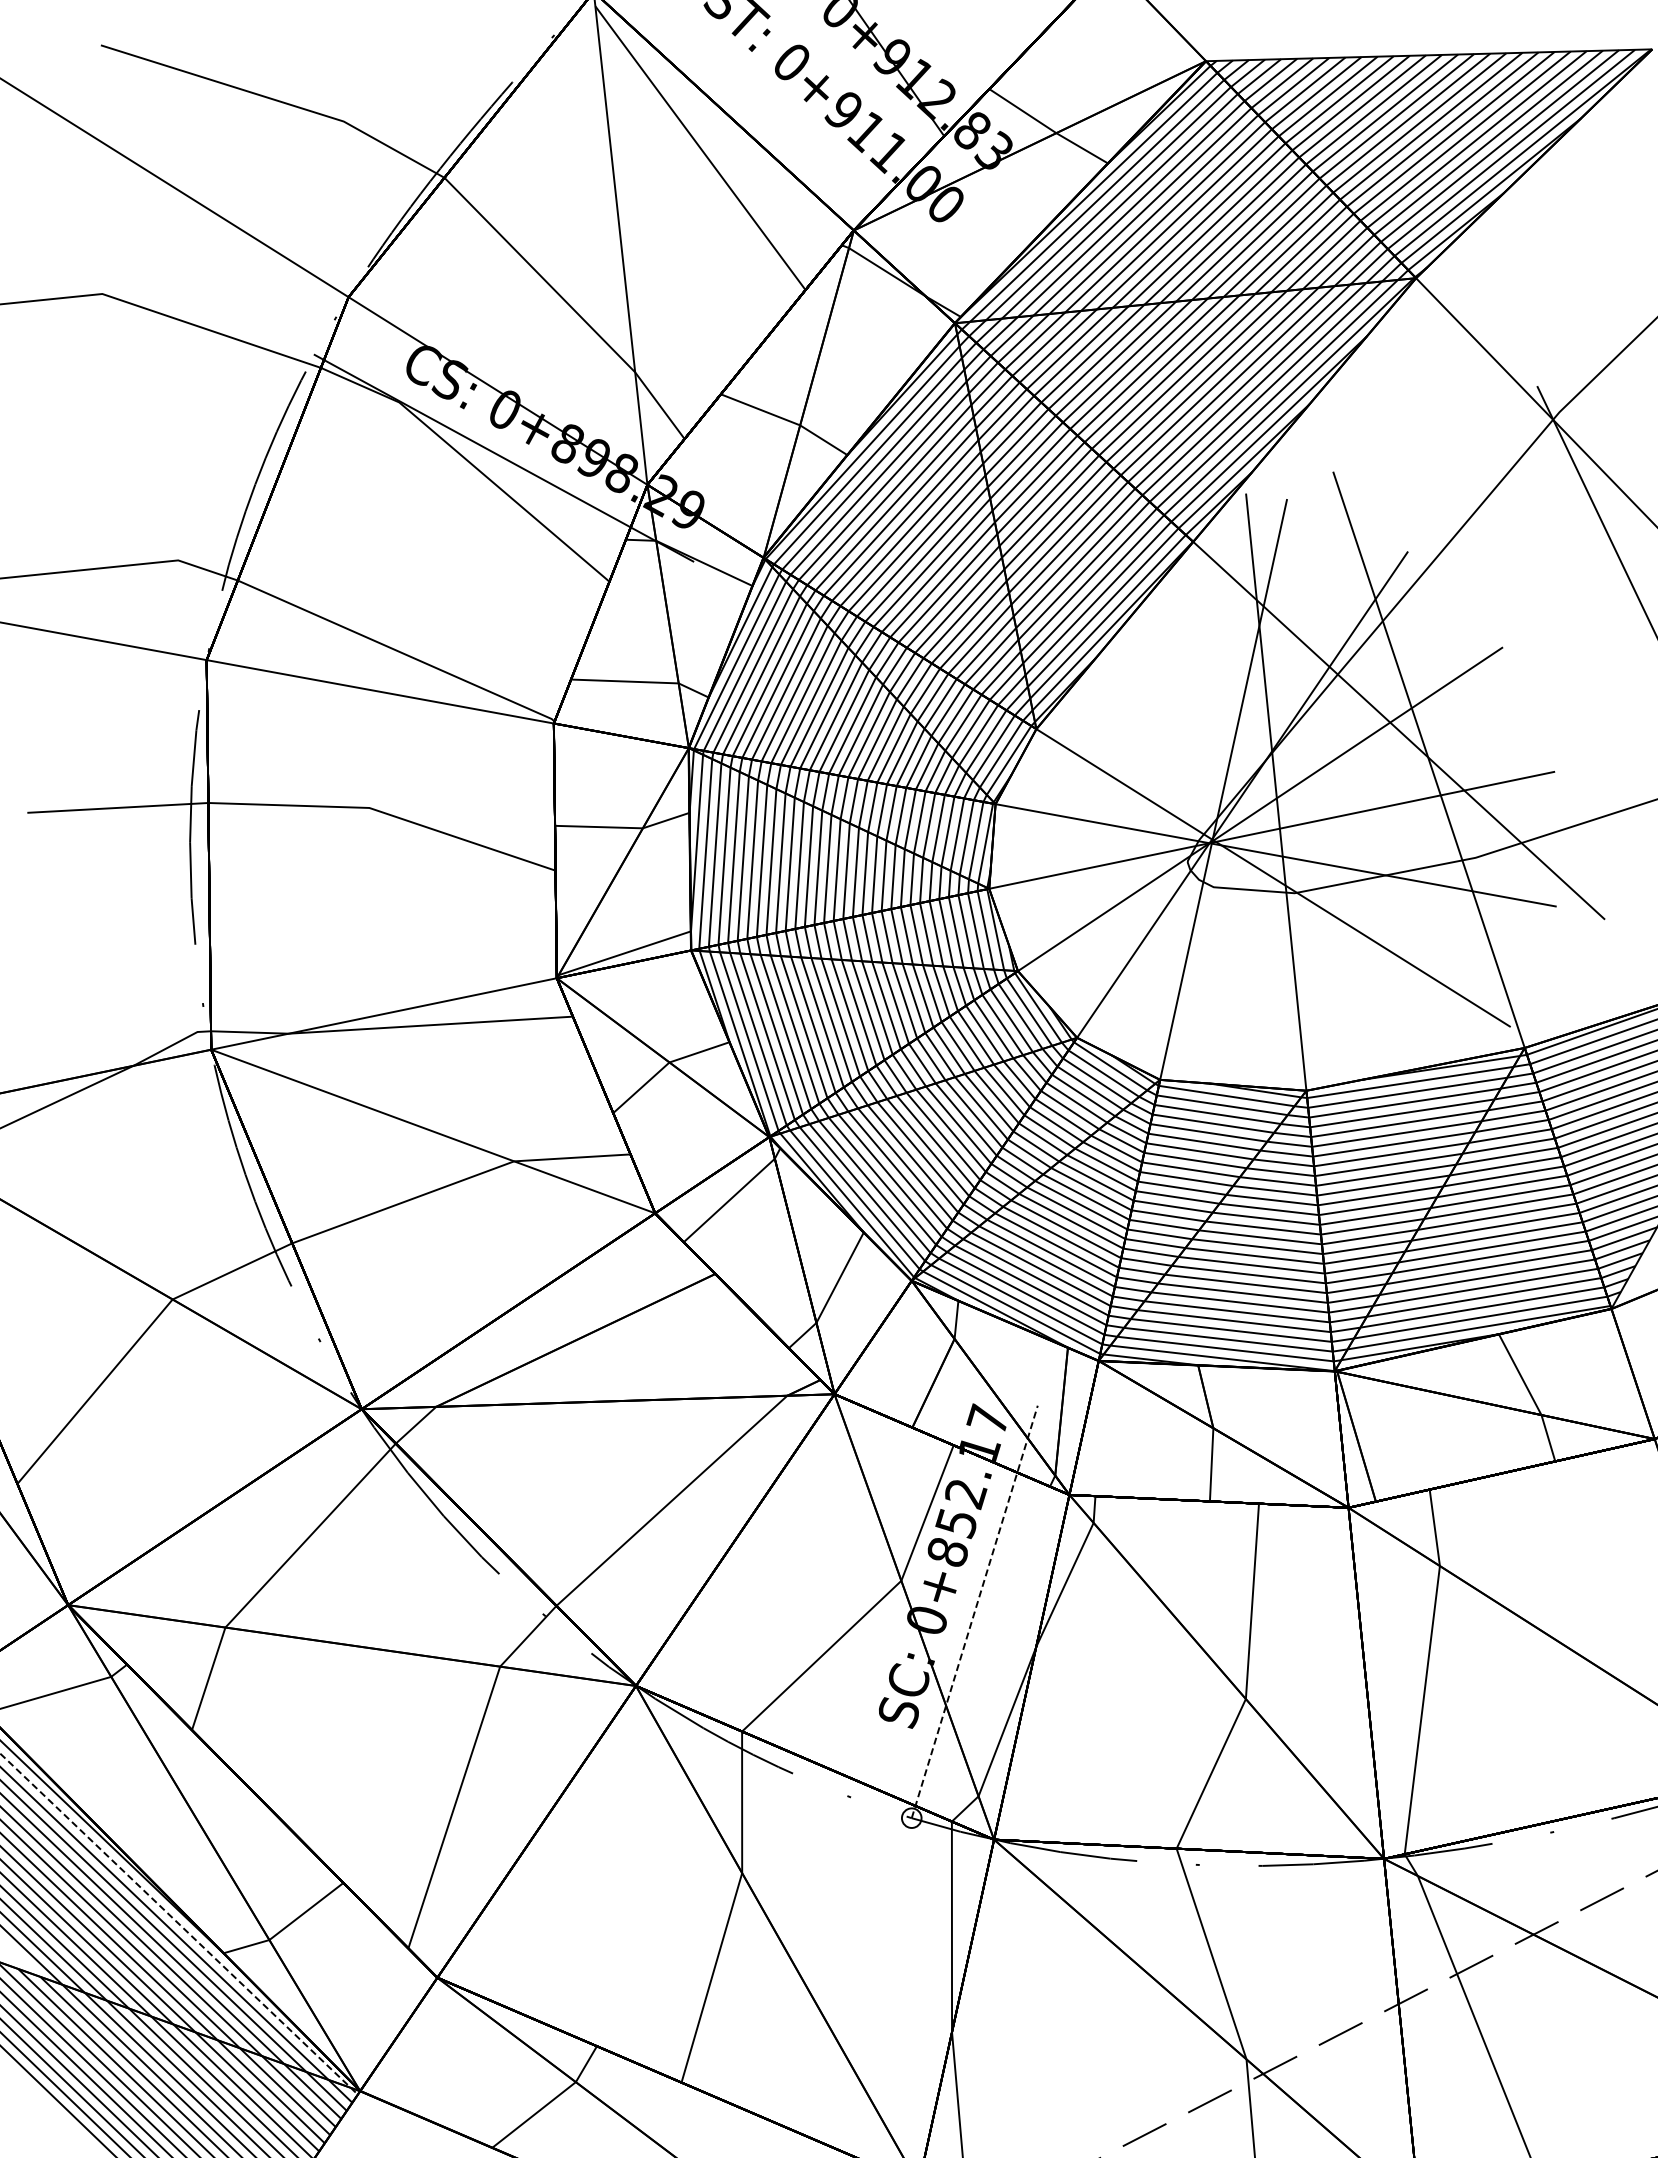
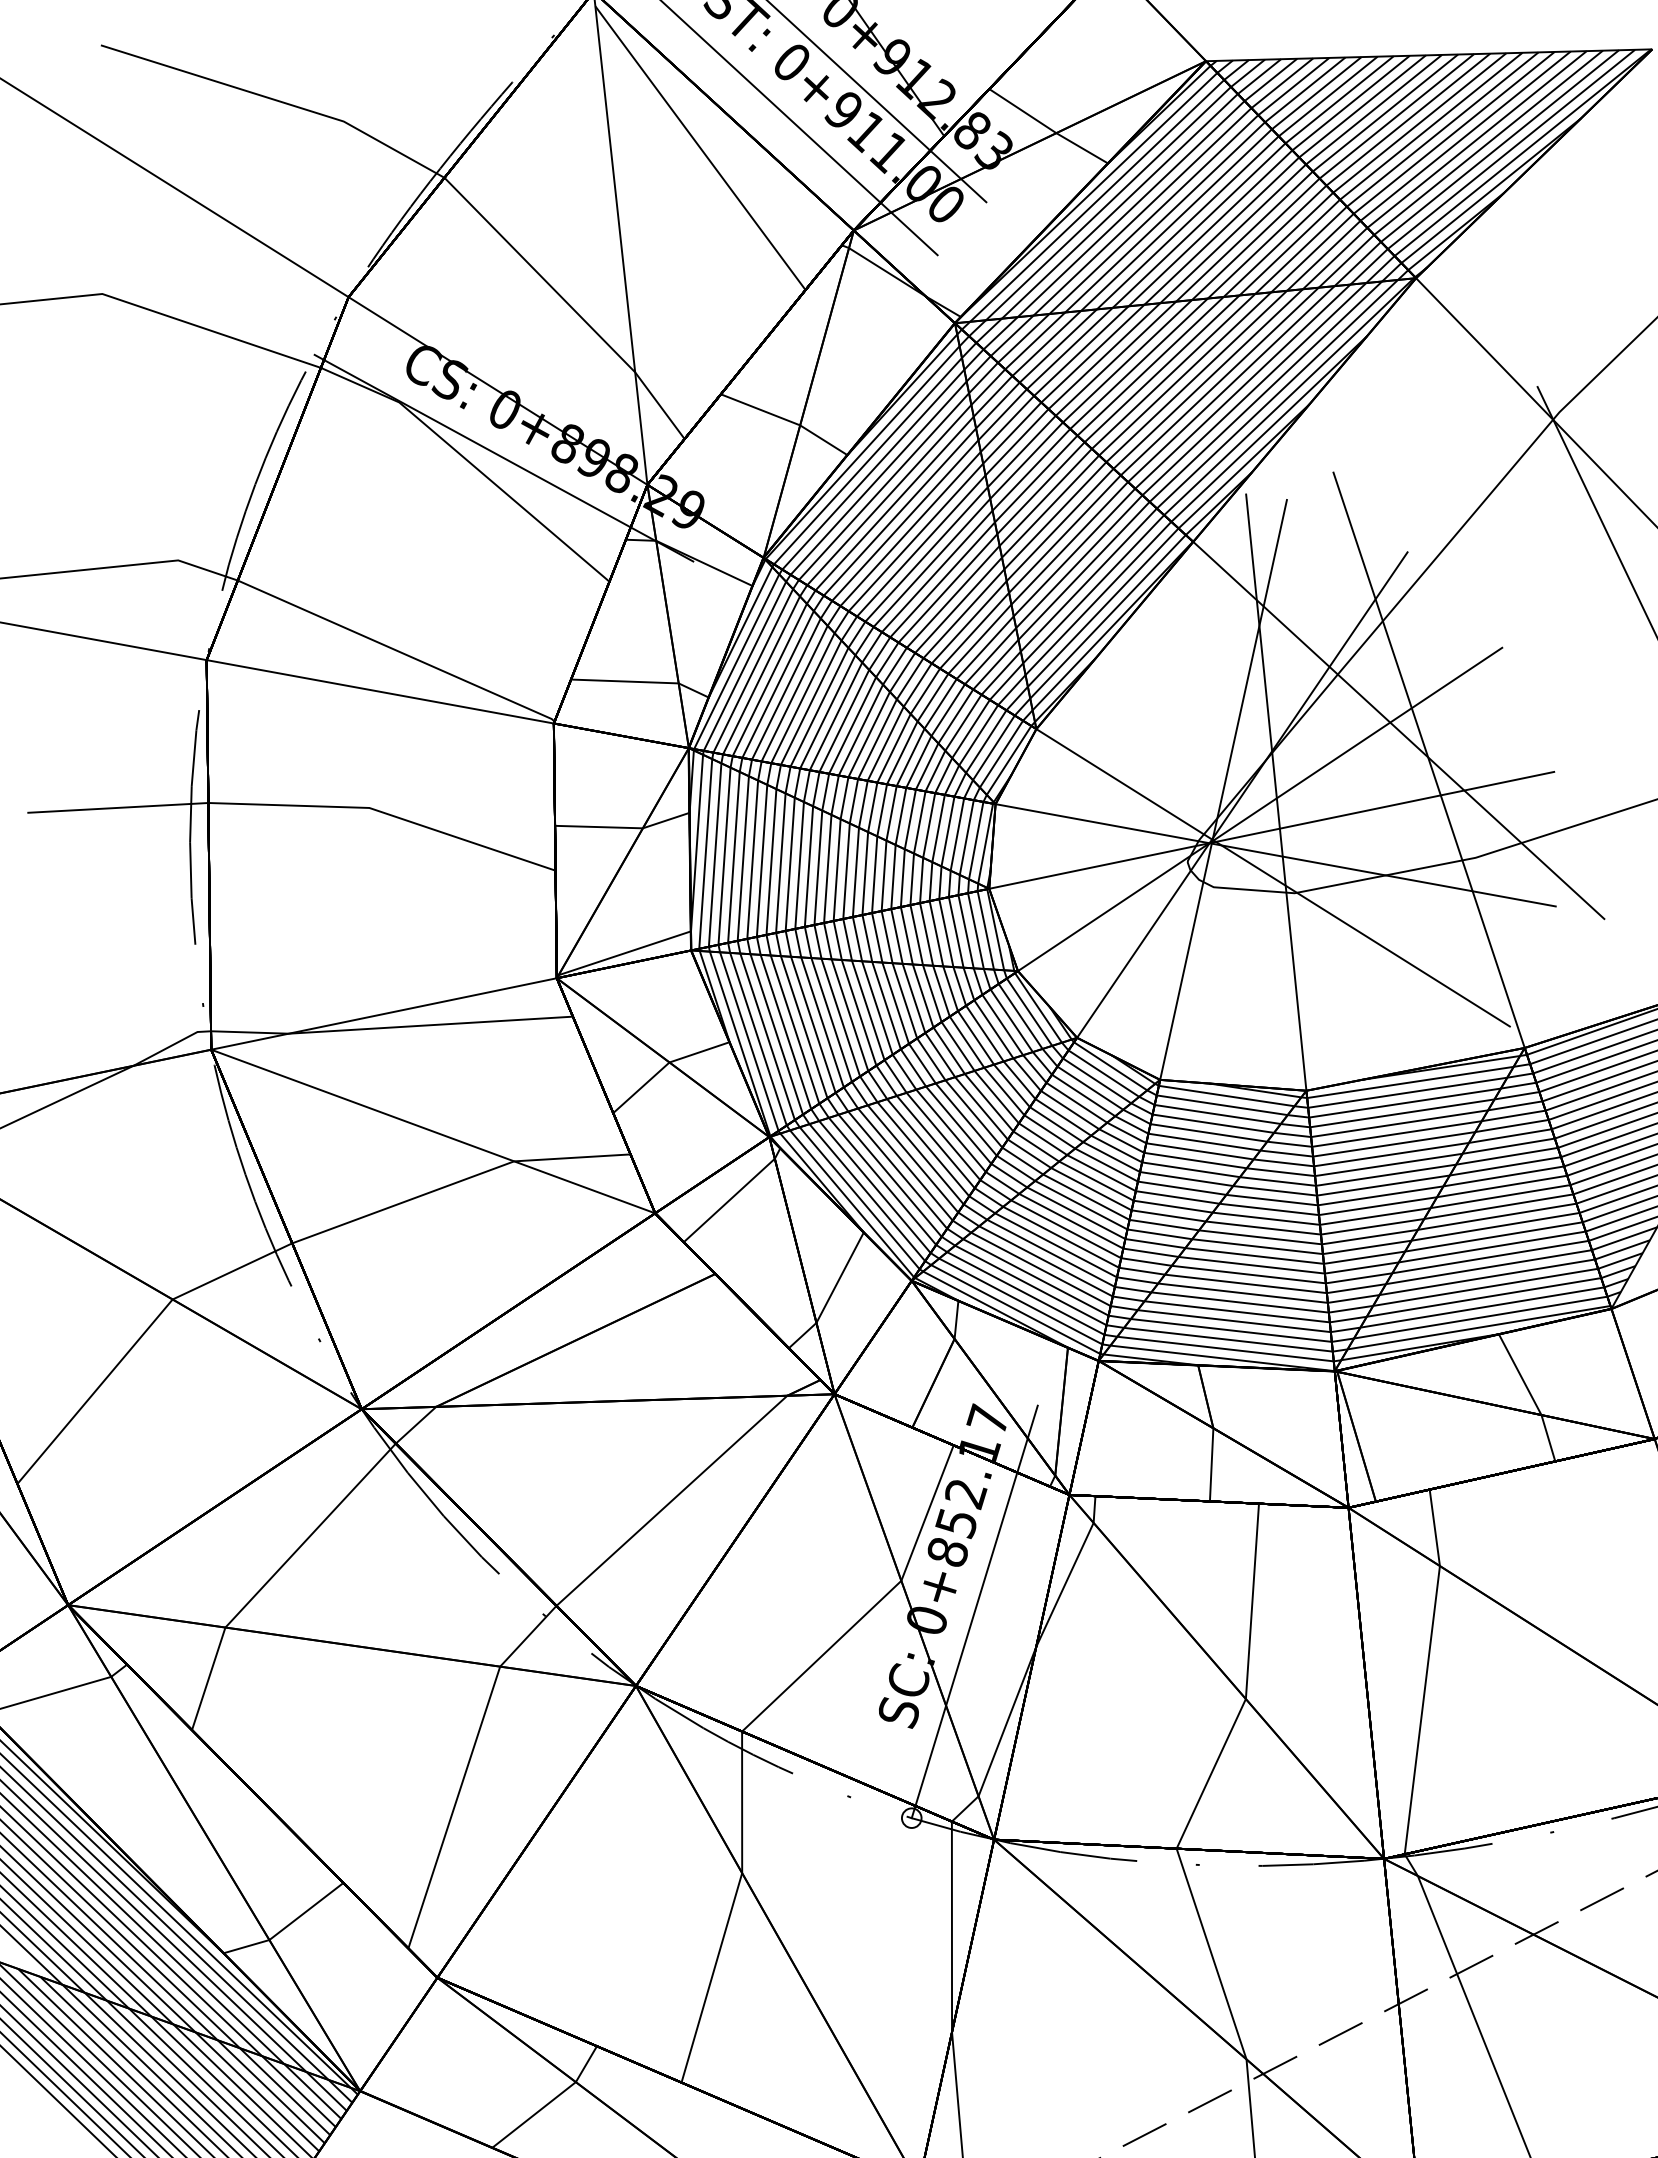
line: none -> present (877, 102)
line: none -> present (799, 128)
line: dashed -> solid (974, 1611)
line: dashed -> solid (179, 1924)
